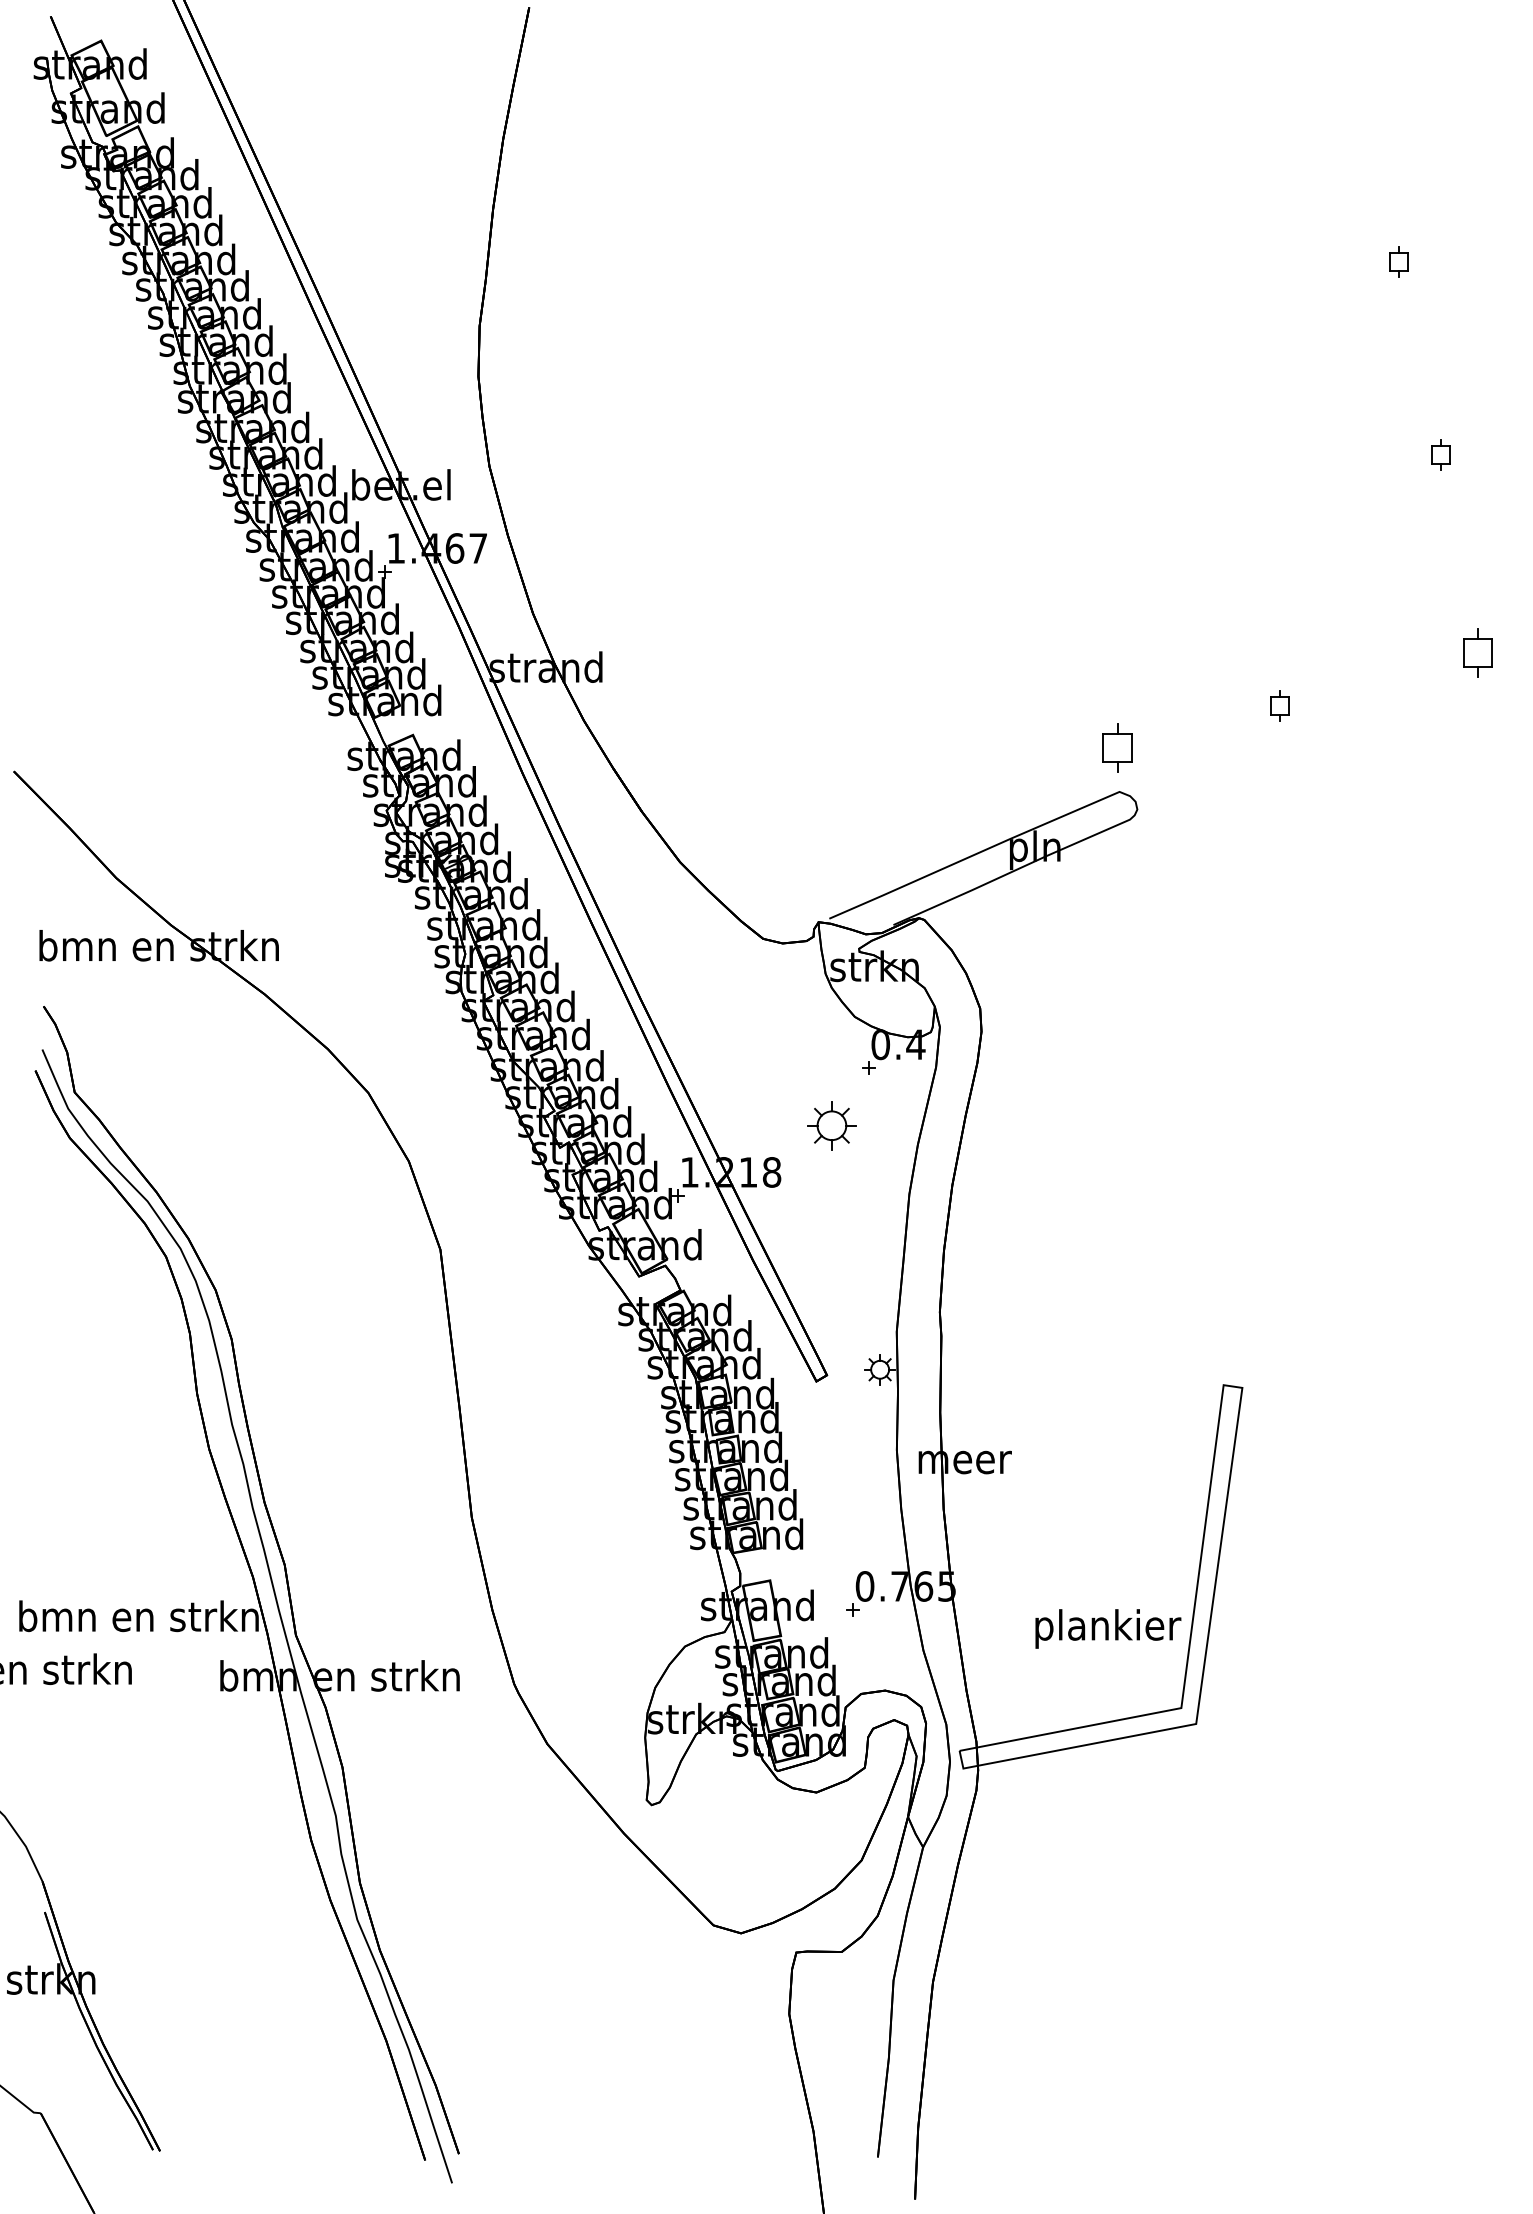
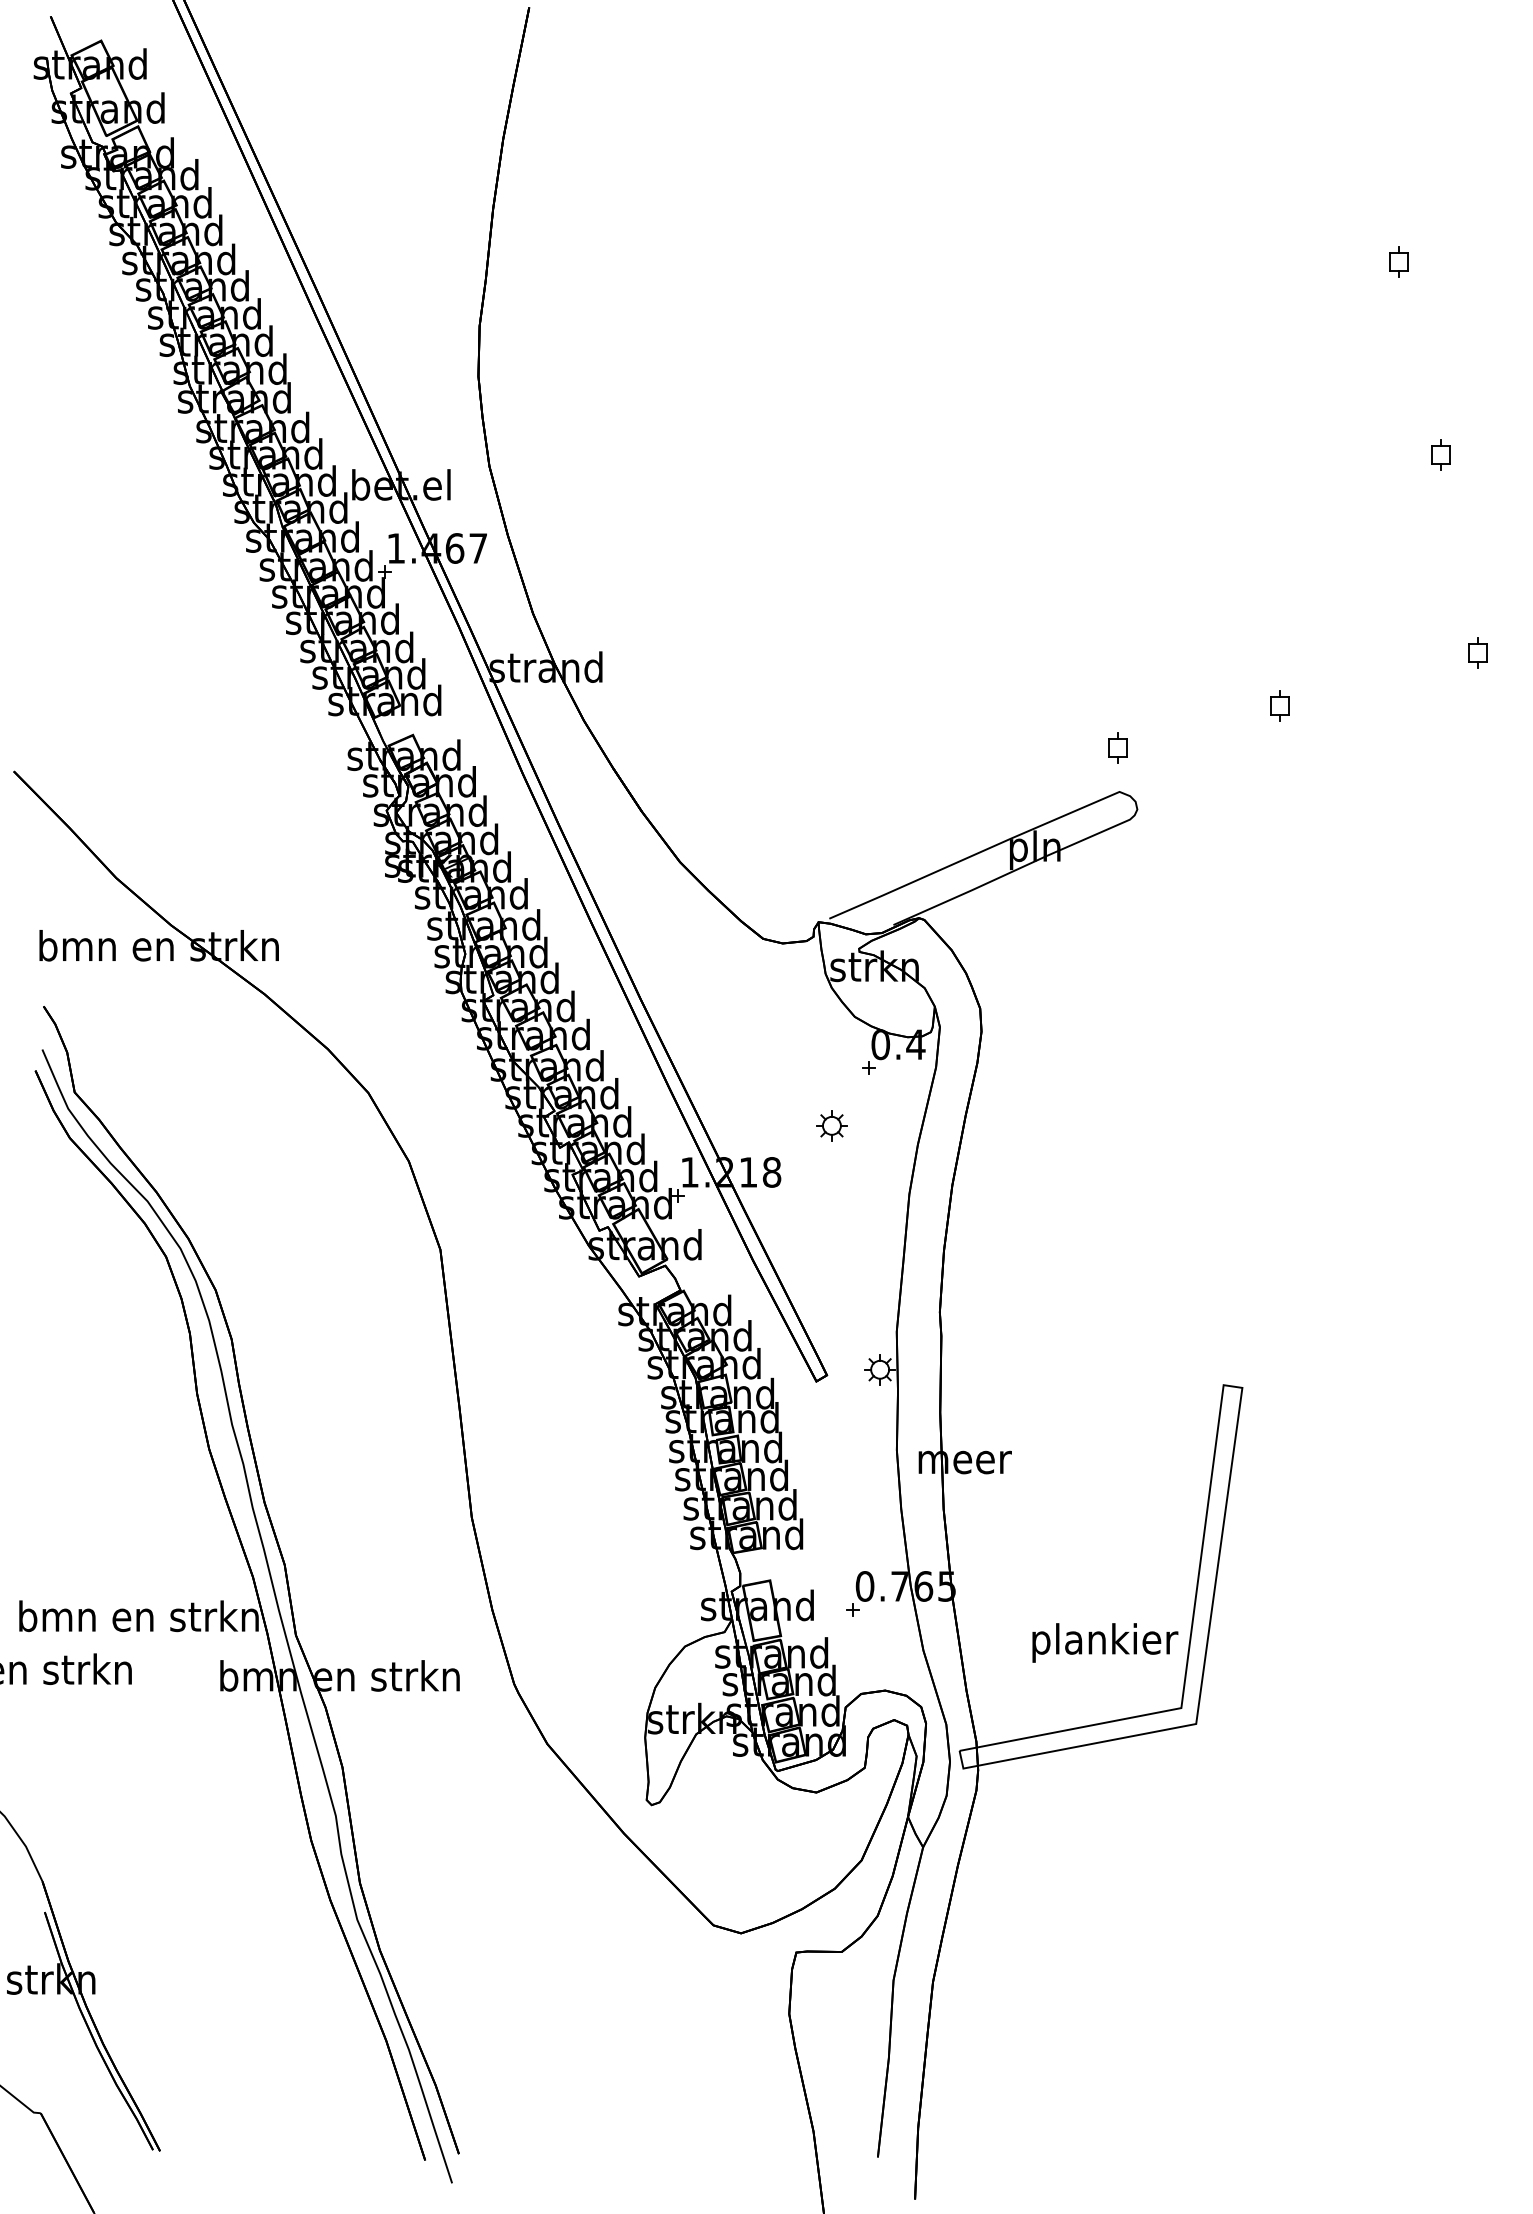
part size: 30x50 px -> 20x32 px (1477, 652)
part size: 31x50 px -> 20x32 px (1117, 747)
part size: 50x50 px -> 32x32 px (831, 1125)
text position: (1108, 1628) -> (1105, 1642) (1105, 1642)
